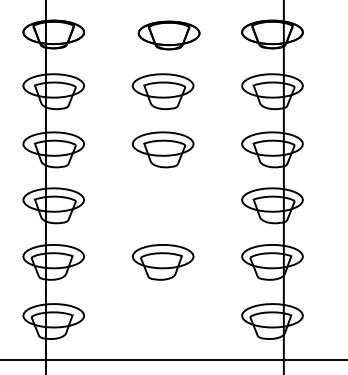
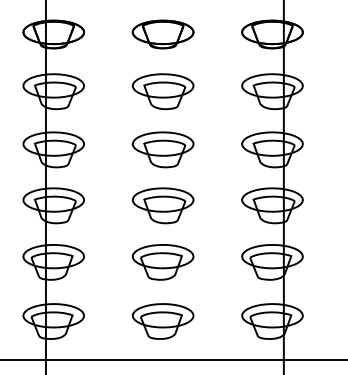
part position: (168, 35) -> (162, 34) (162, 34)
part: none -> present (162, 205)
part: none -> present (162, 321)
